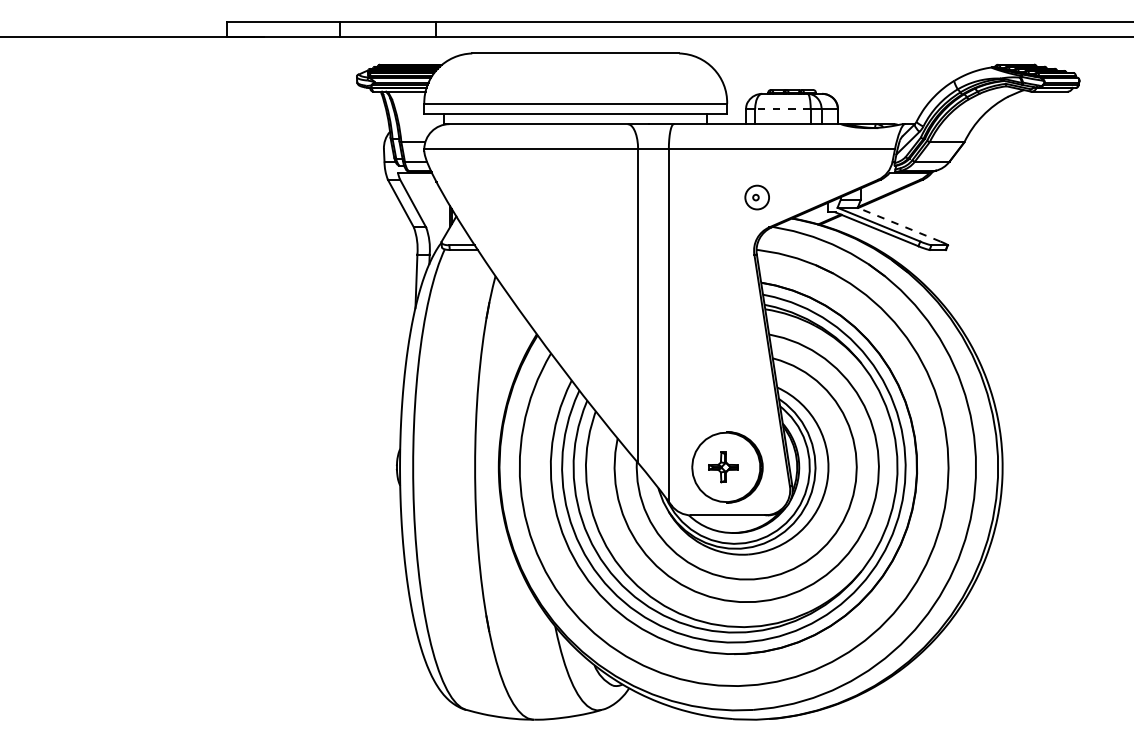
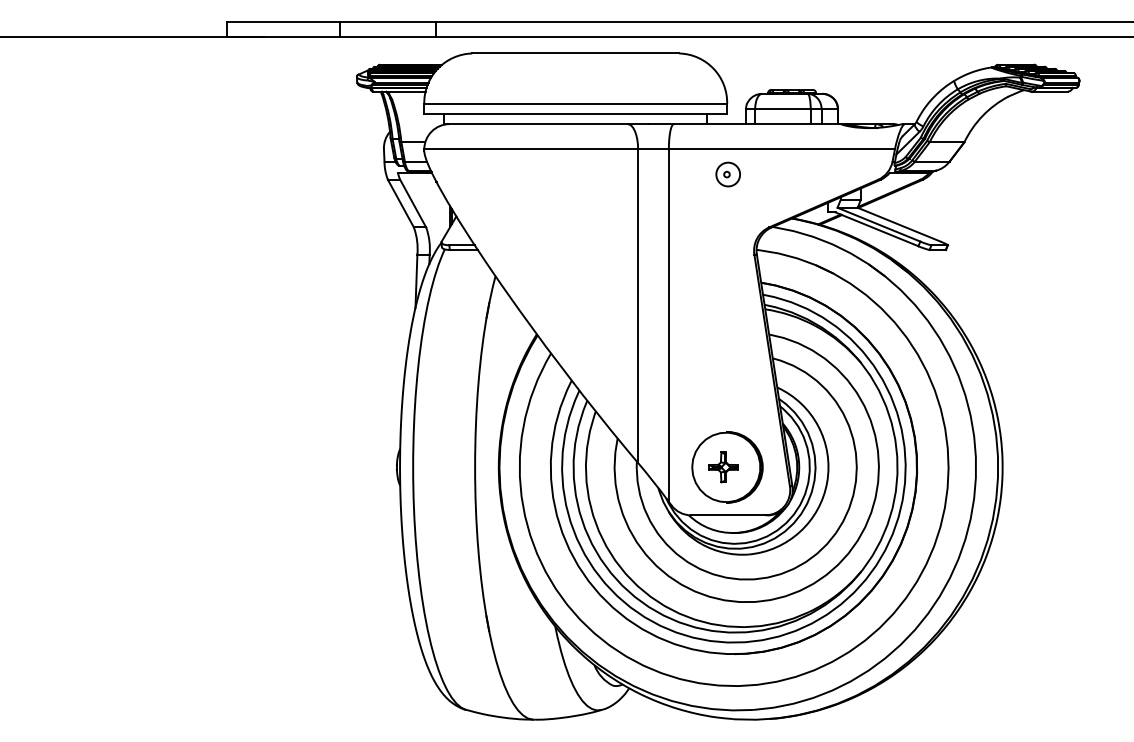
line: dashed -> solid (782, 109)
part position: (756, 197) -> (727, 174) (727, 174)
line: dashed -> solid (899, 224)
